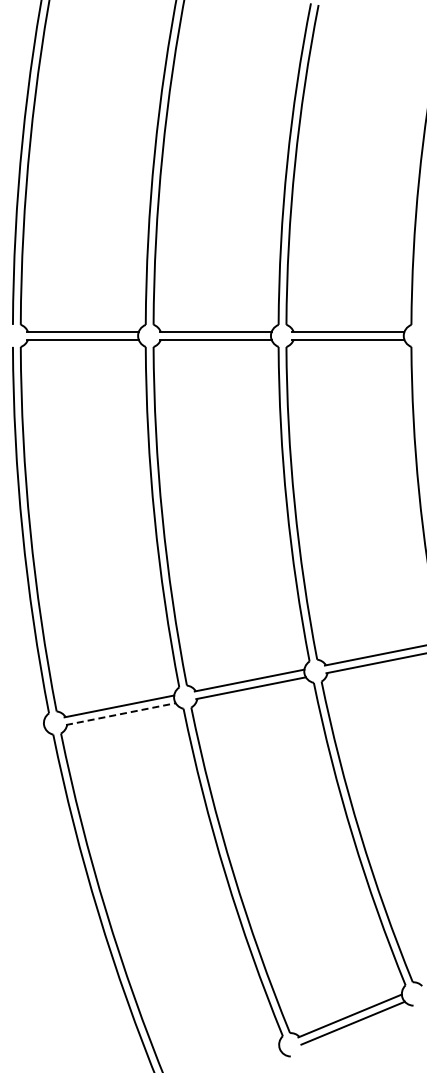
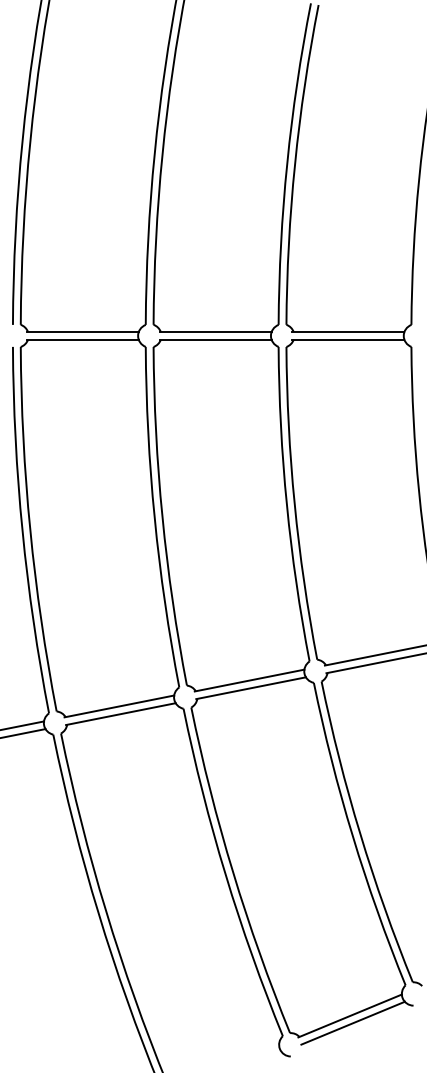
line: dashed -> solid (120, 714)
line: none -> present (23, 725)
line: none -> present (23, 733)
